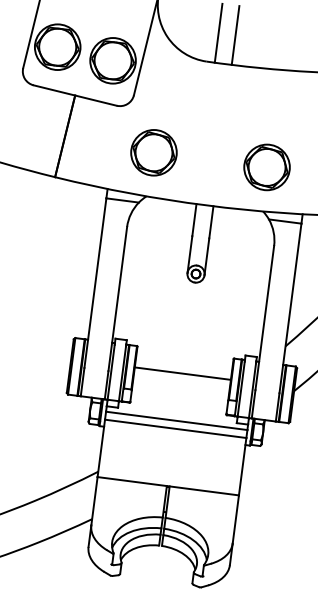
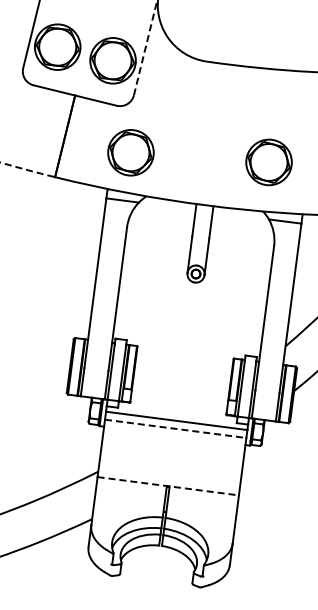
line: present -> none (218, 32)
line: present -> none (235, 35)
line: solid -> dashed (145, 47)
part position: (153, 152) -> (130, 152) (130, 152)
part position: (266, 167) -> (268, 162) (268, 162)
arc: solid -> dashed (28, 170)
line: present -> none (182, 373)
line: solid -> dashed (176, 428)
line: solid -> dashed (168, 486)
